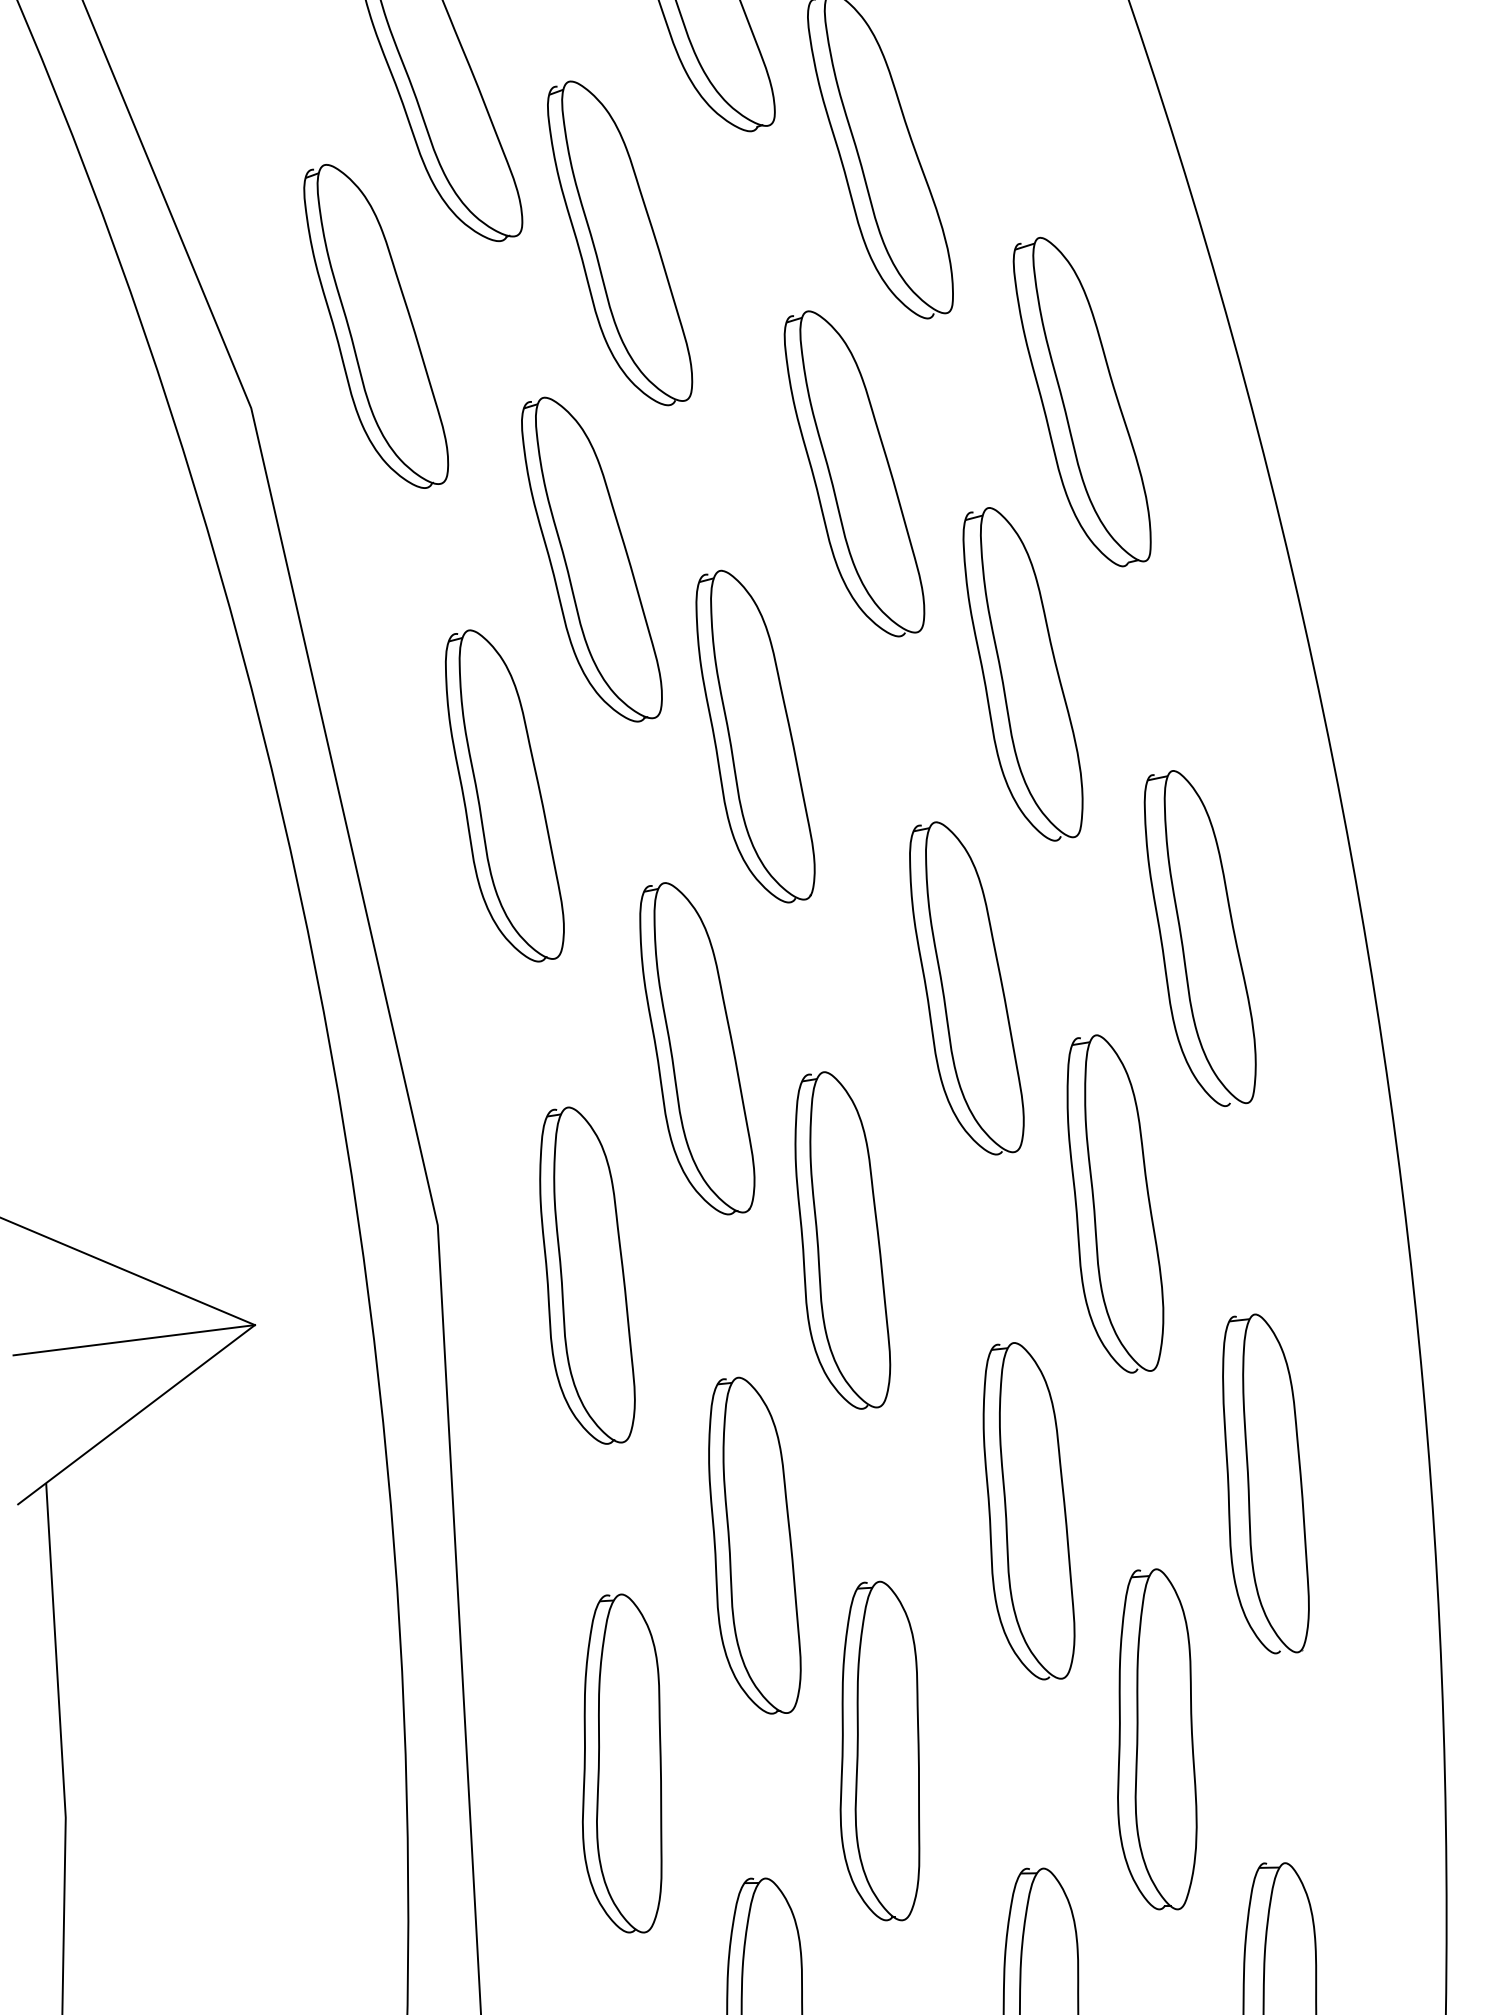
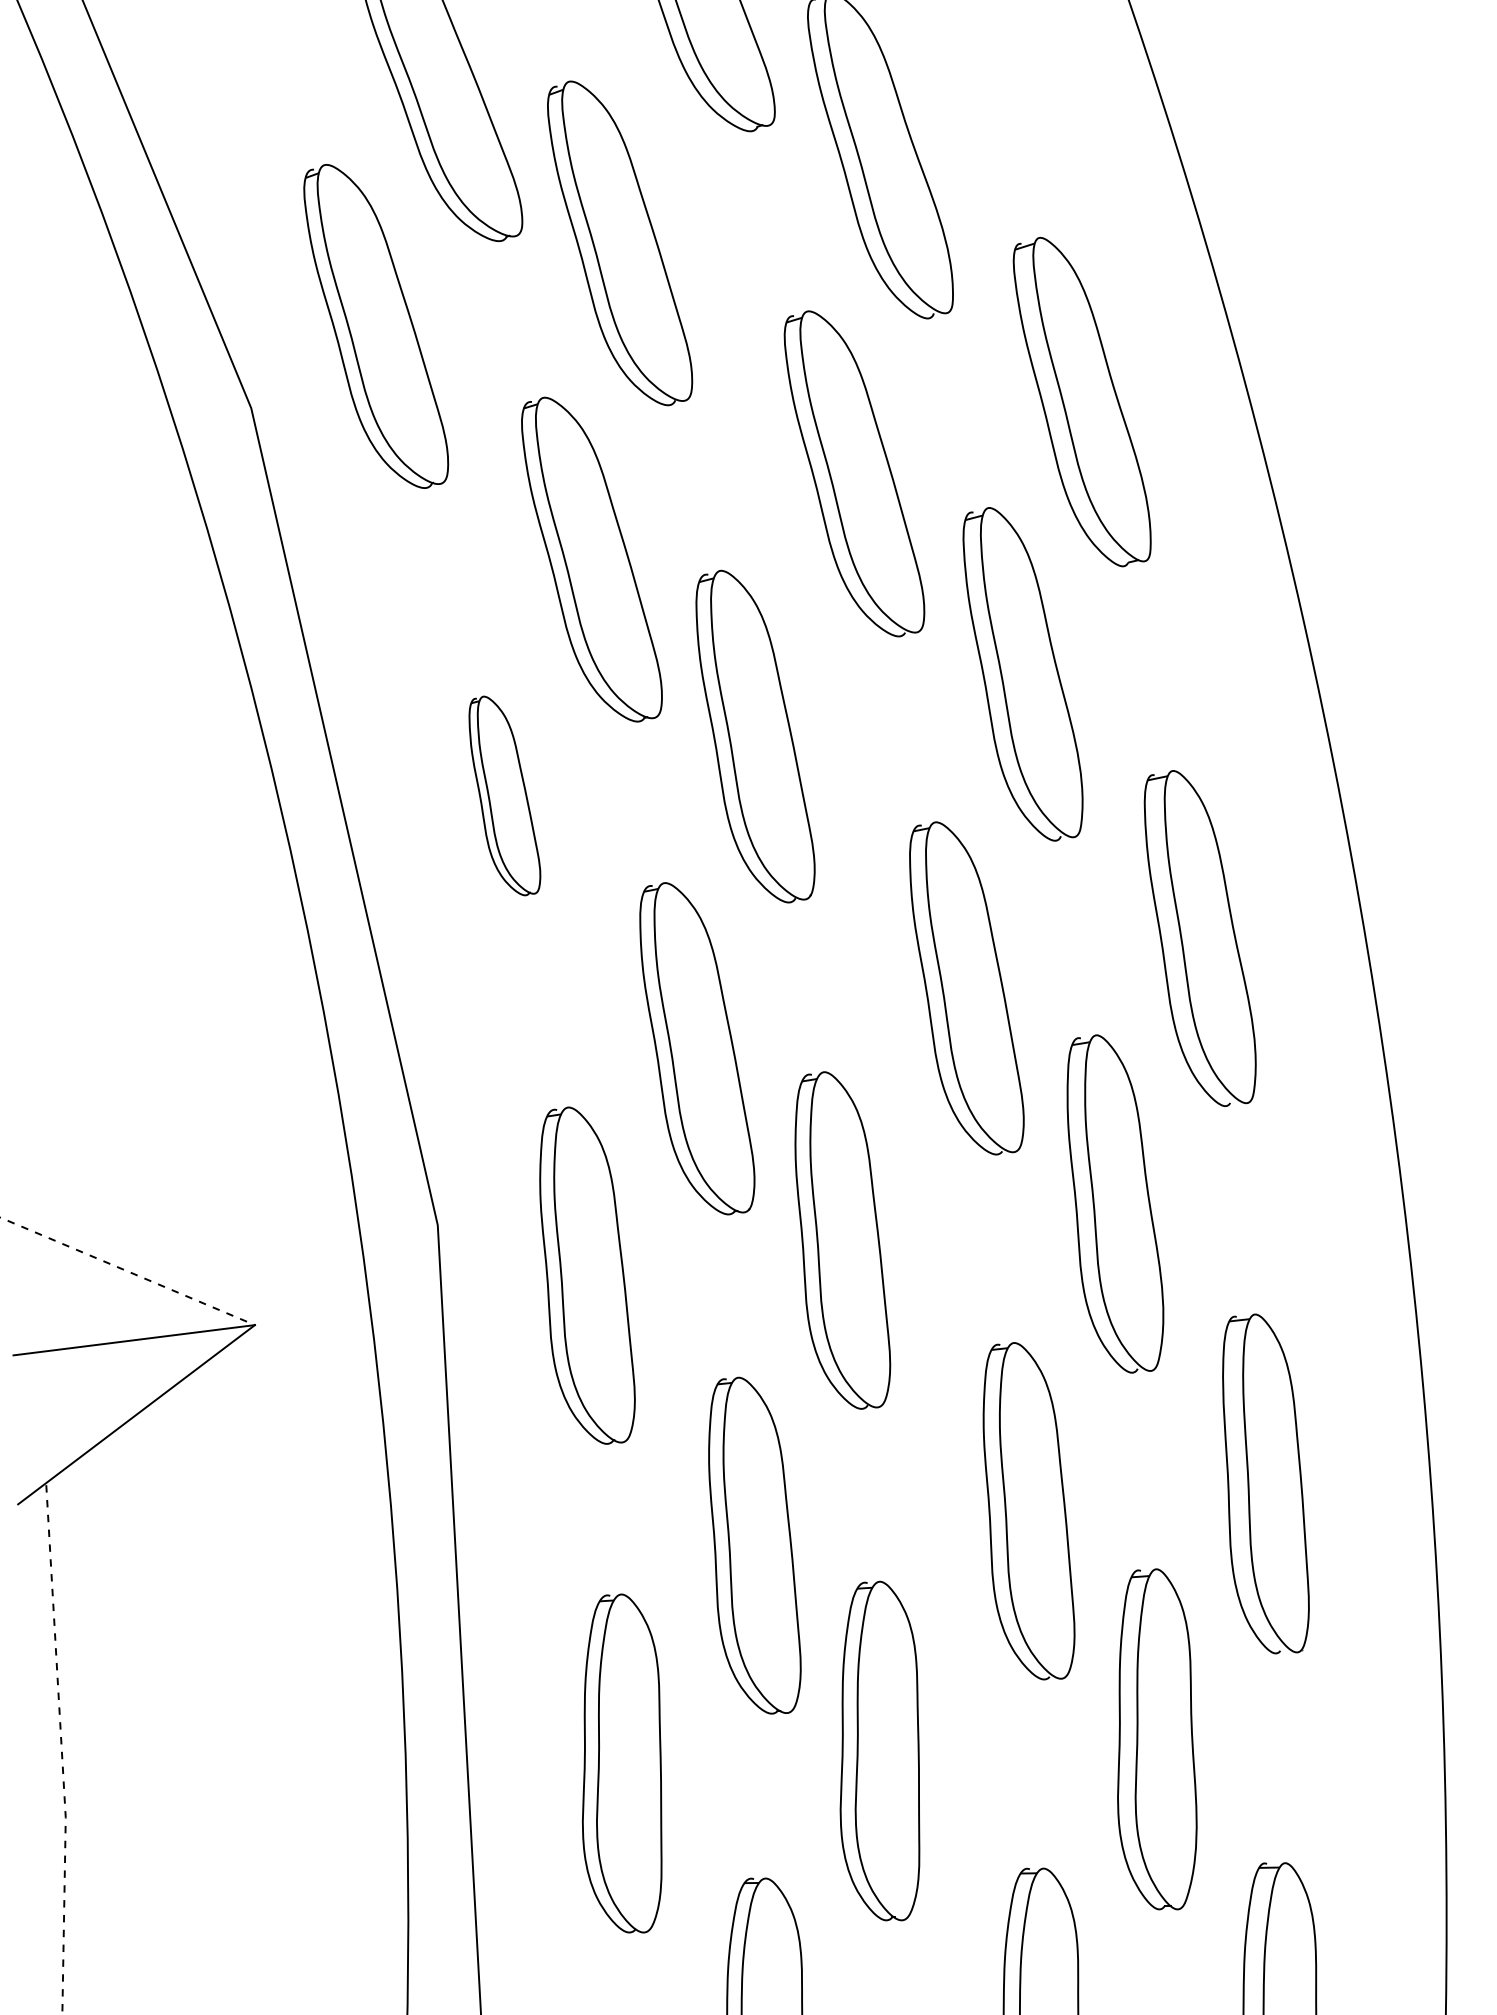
part size: 120x334 px -> 74x202 px (504, 795)
line: solid -> dashed (128, 1271)
line: solid -> dashed (61, 1748)
